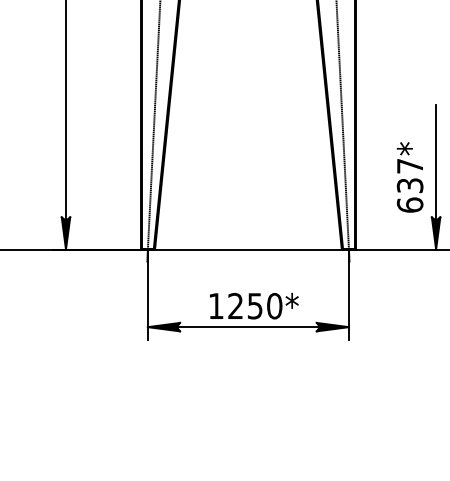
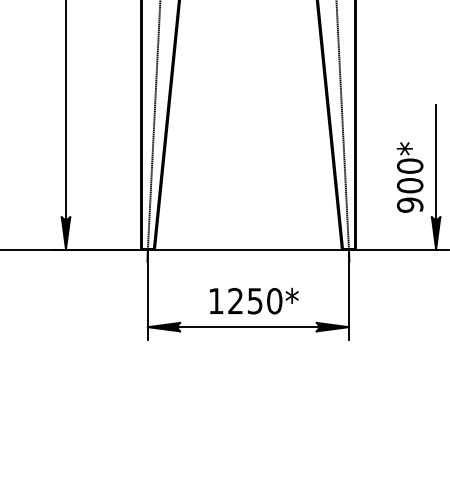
text: 637* -> 900* (409, 185)
text position: (254, 305) -> (254, 300) (254, 300)
